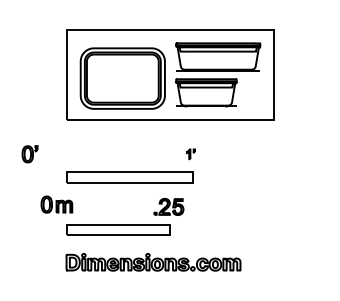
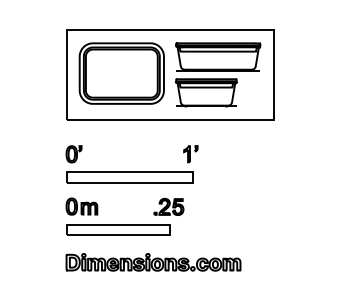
part position: (122, 78) -> (121, 73) (121, 73)
part position: (29, 154) -> (73, 154) (73, 154)
part size: 10x13 px -> 16x19 px (190, 154)
part position: (56, 204) -> (81, 206) (81, 206)
